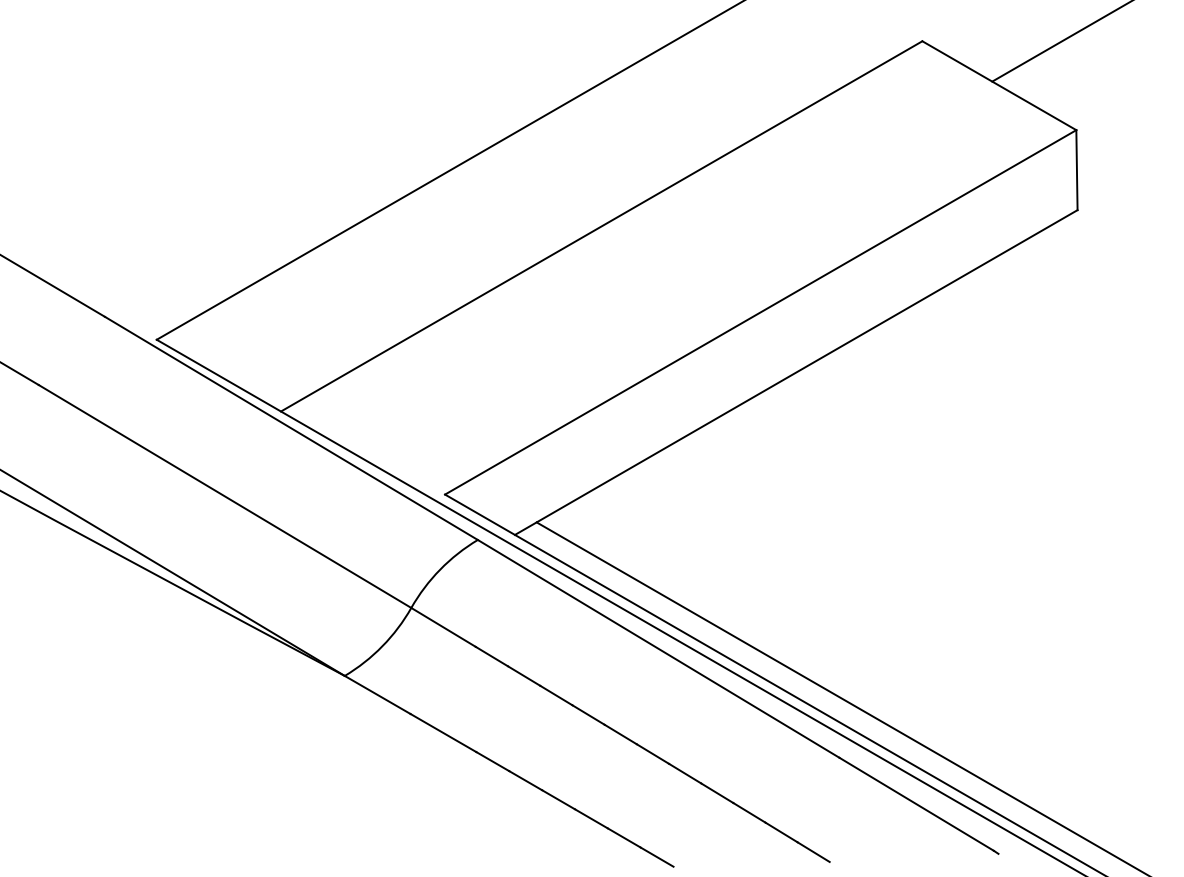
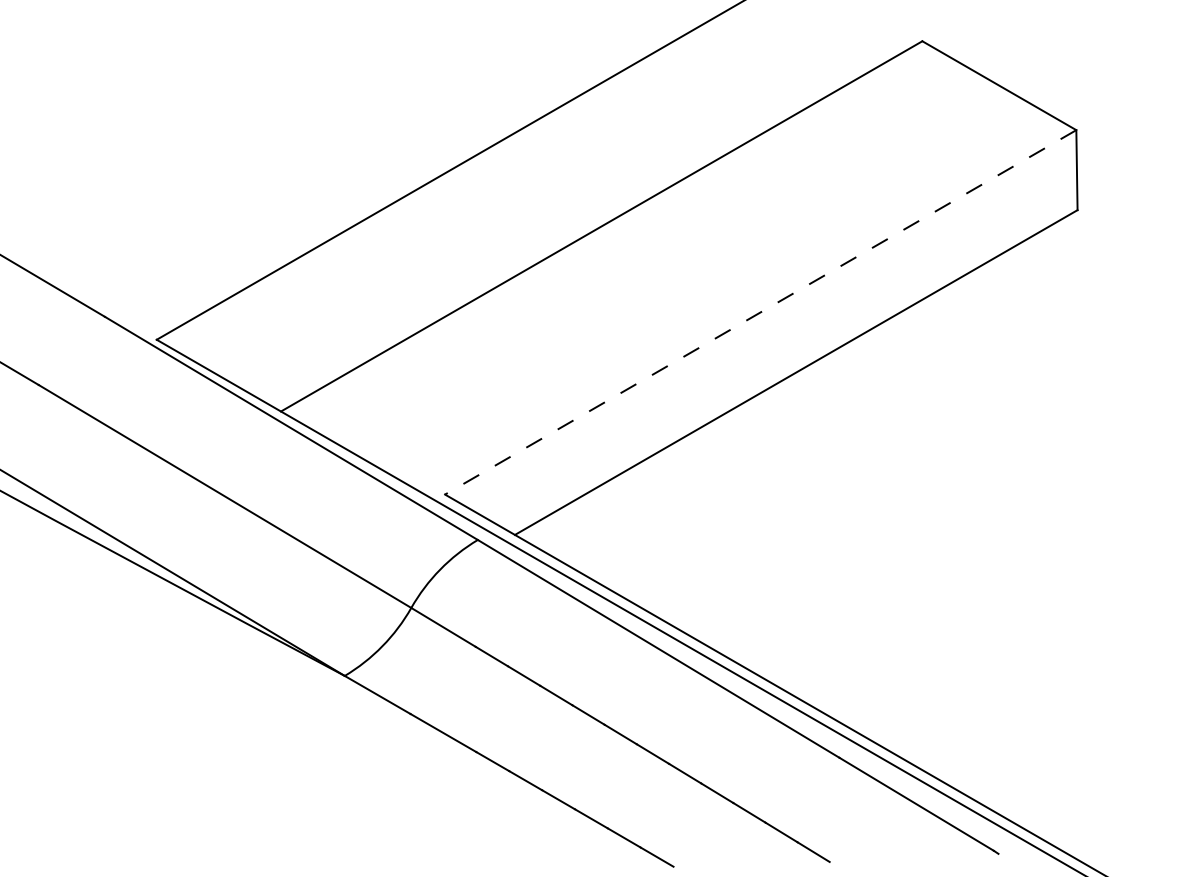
line: present -> none (1061, 41)
line: solid -> dashed (760, 312)
line: present -> none (840, 697)
